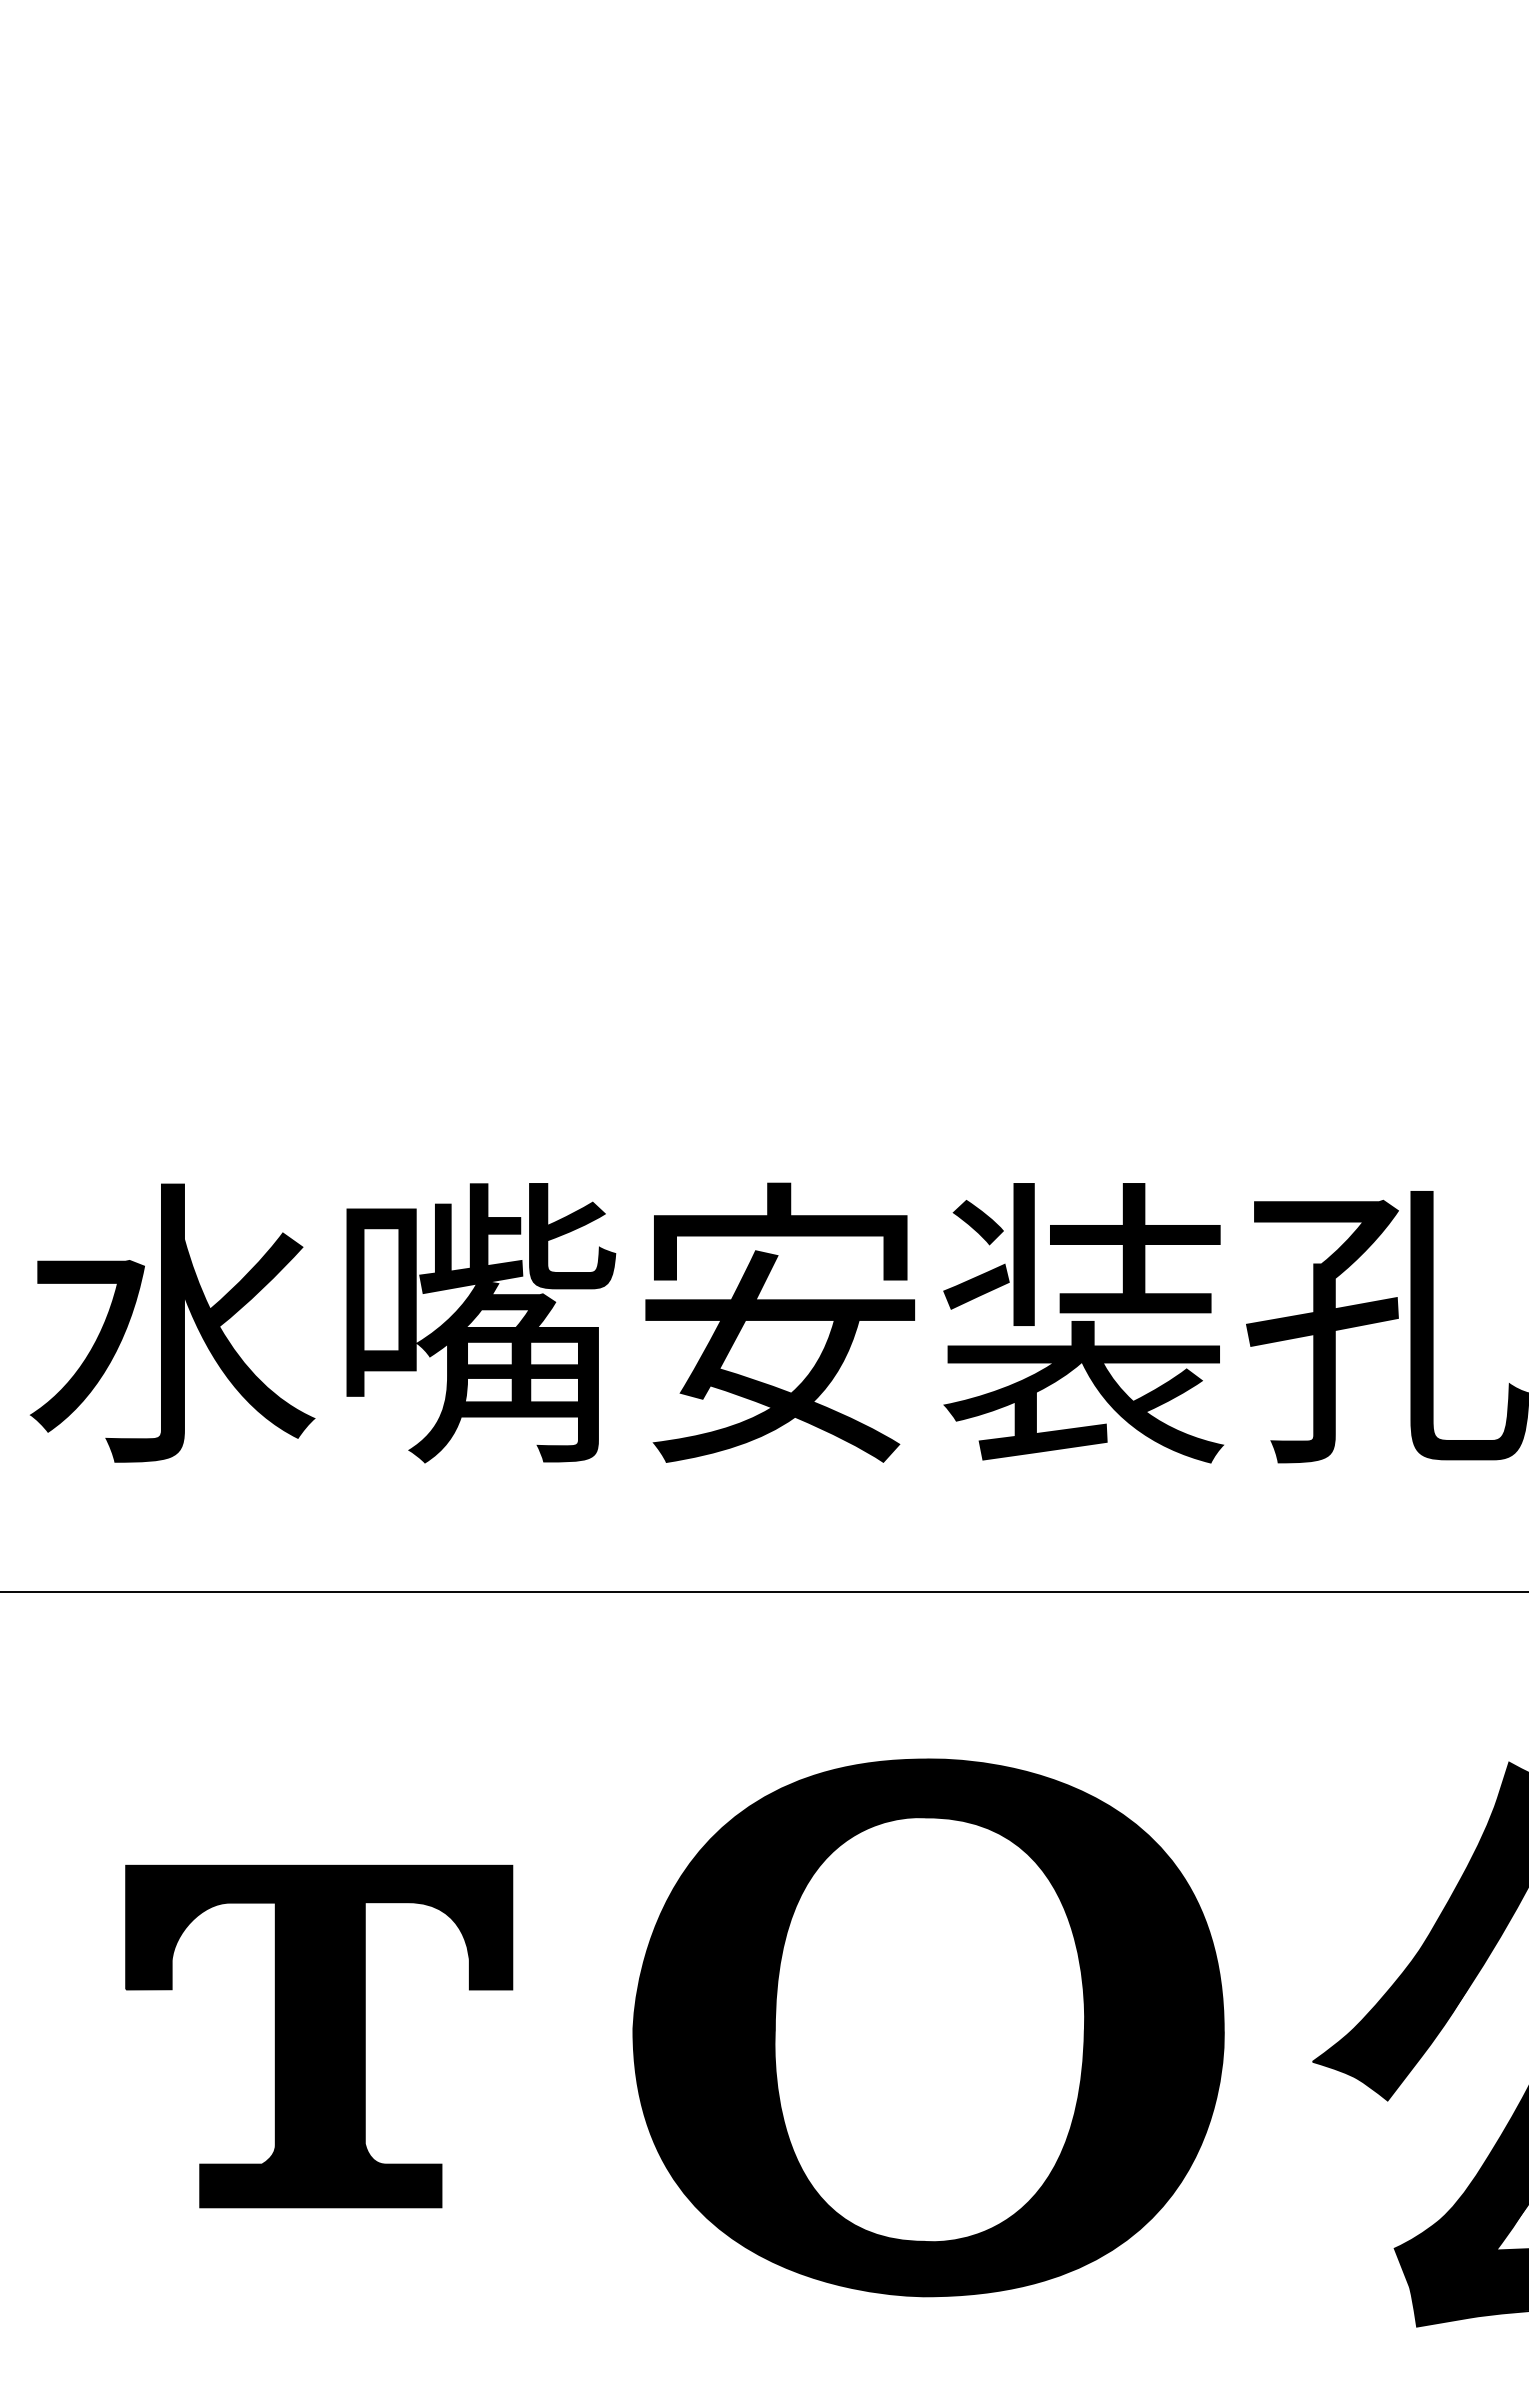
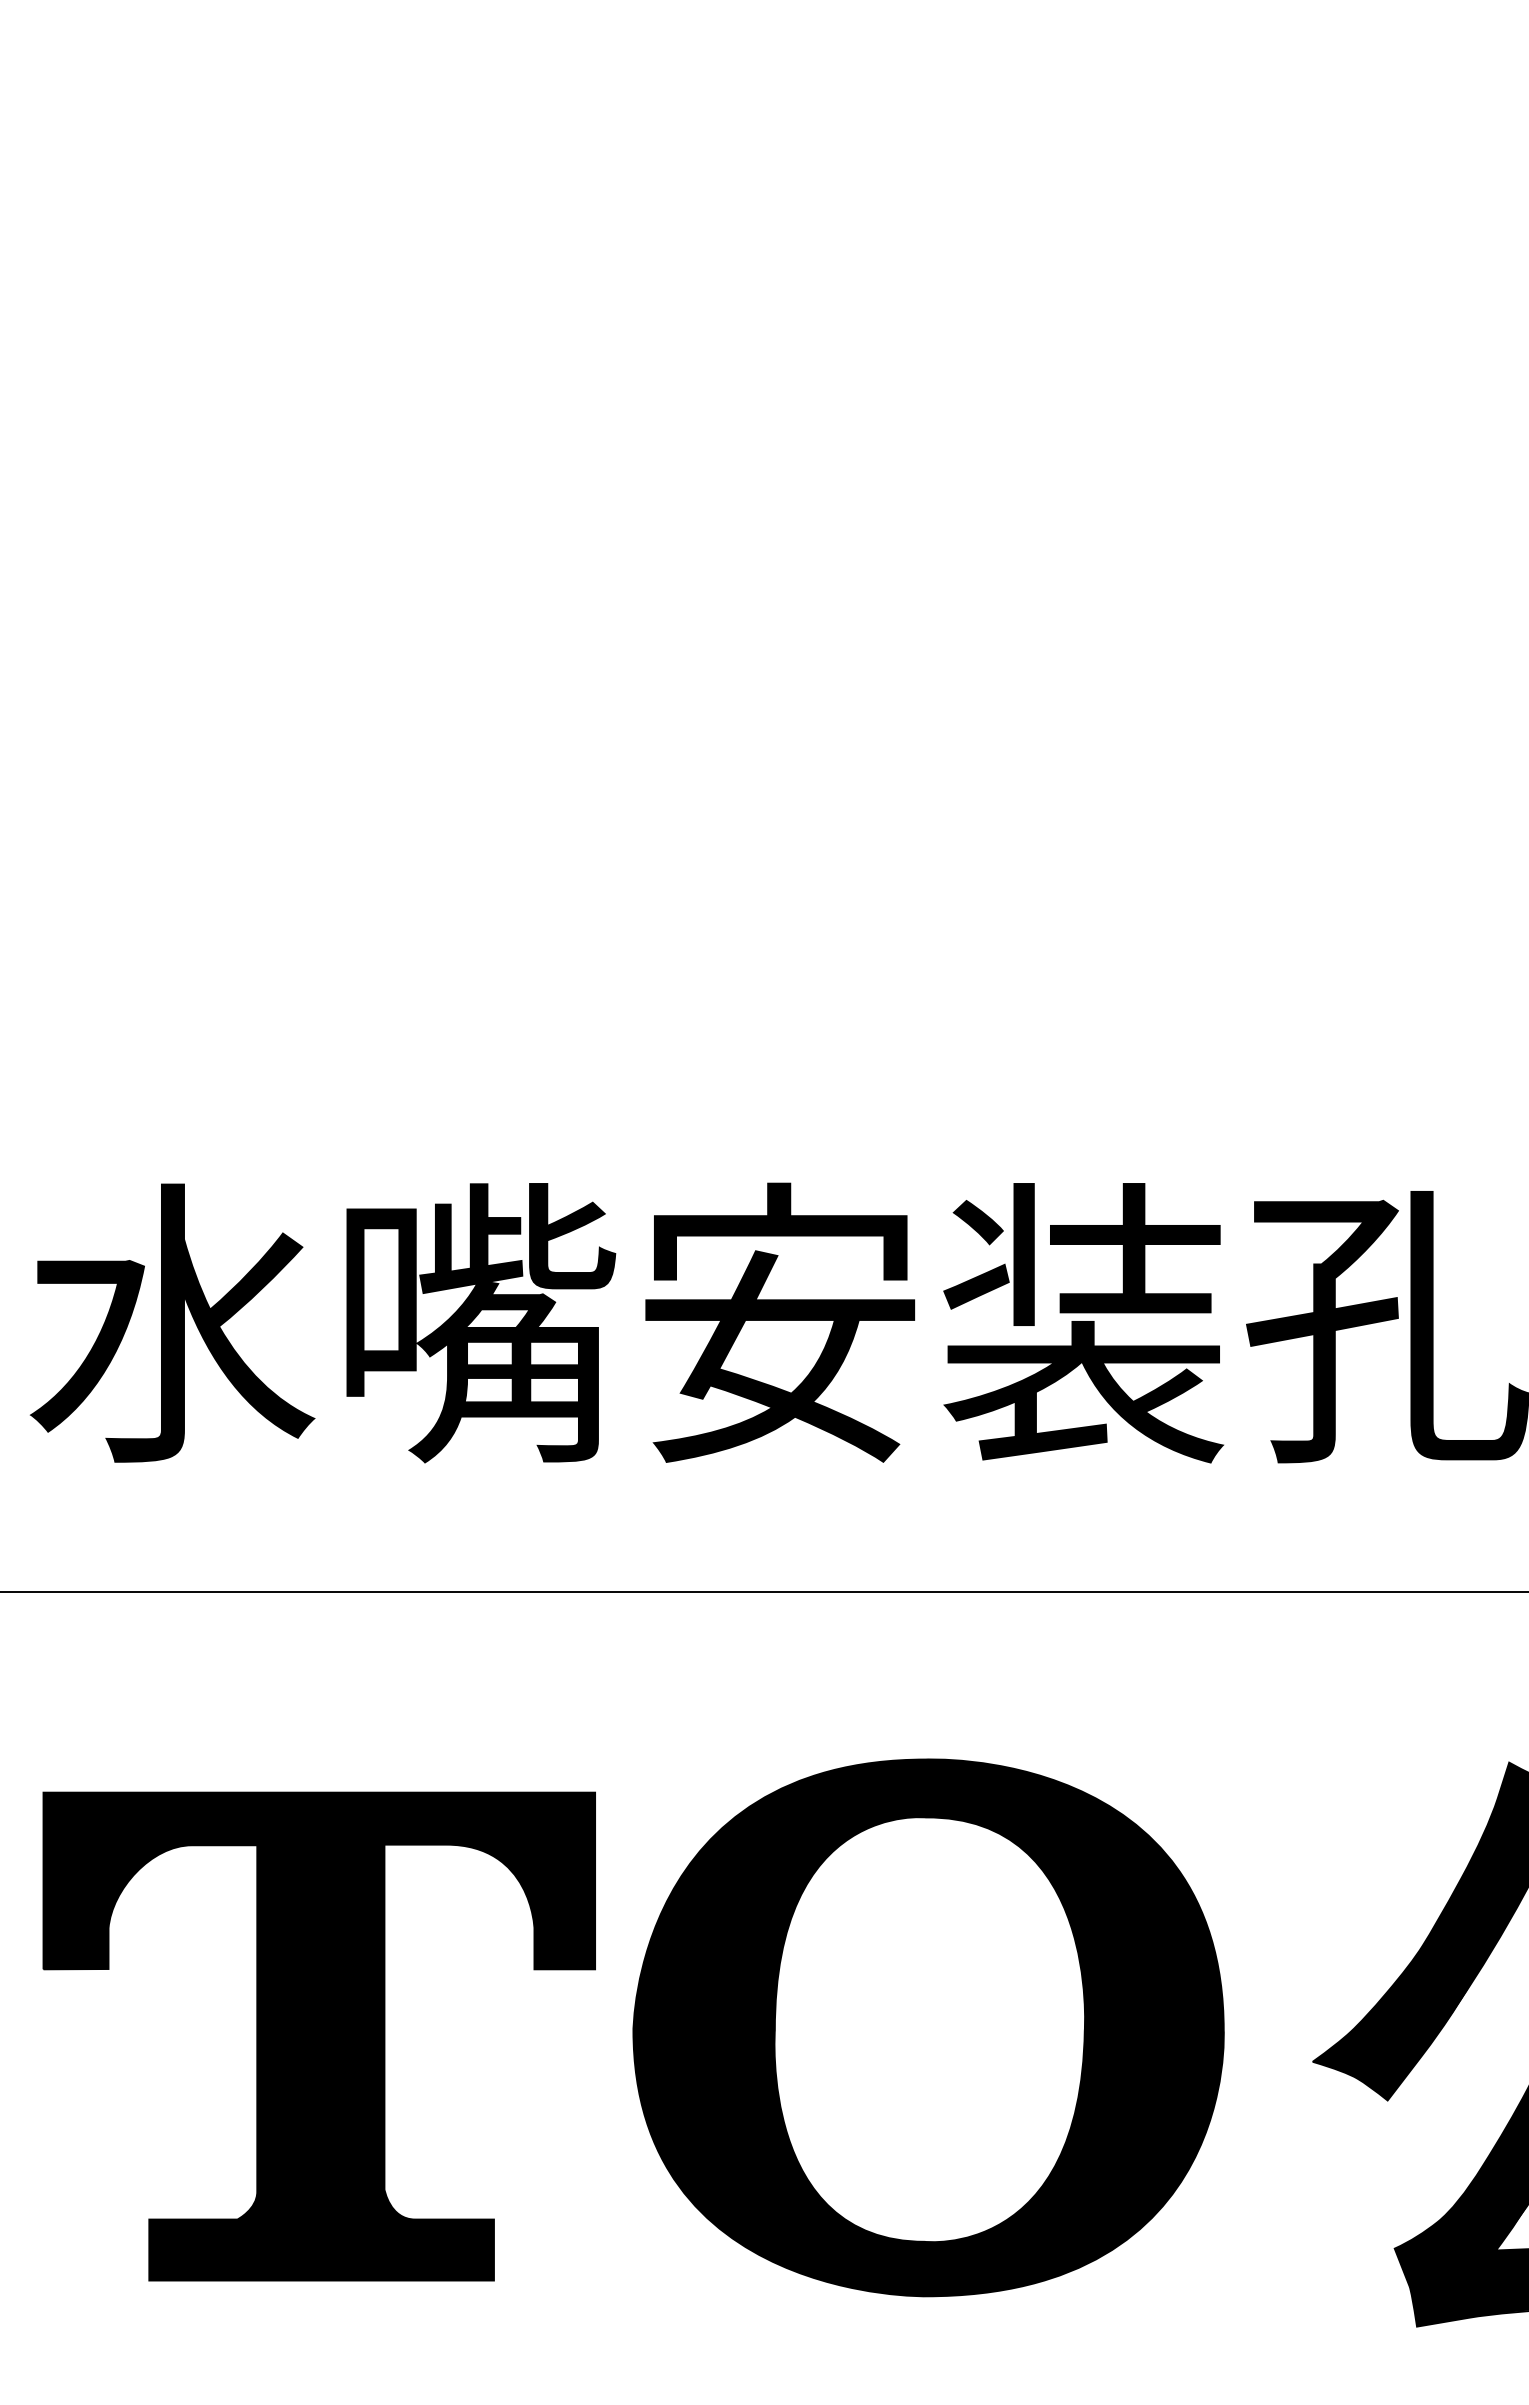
part size: 389x345 px -> 554x491 px (318, 2036)
